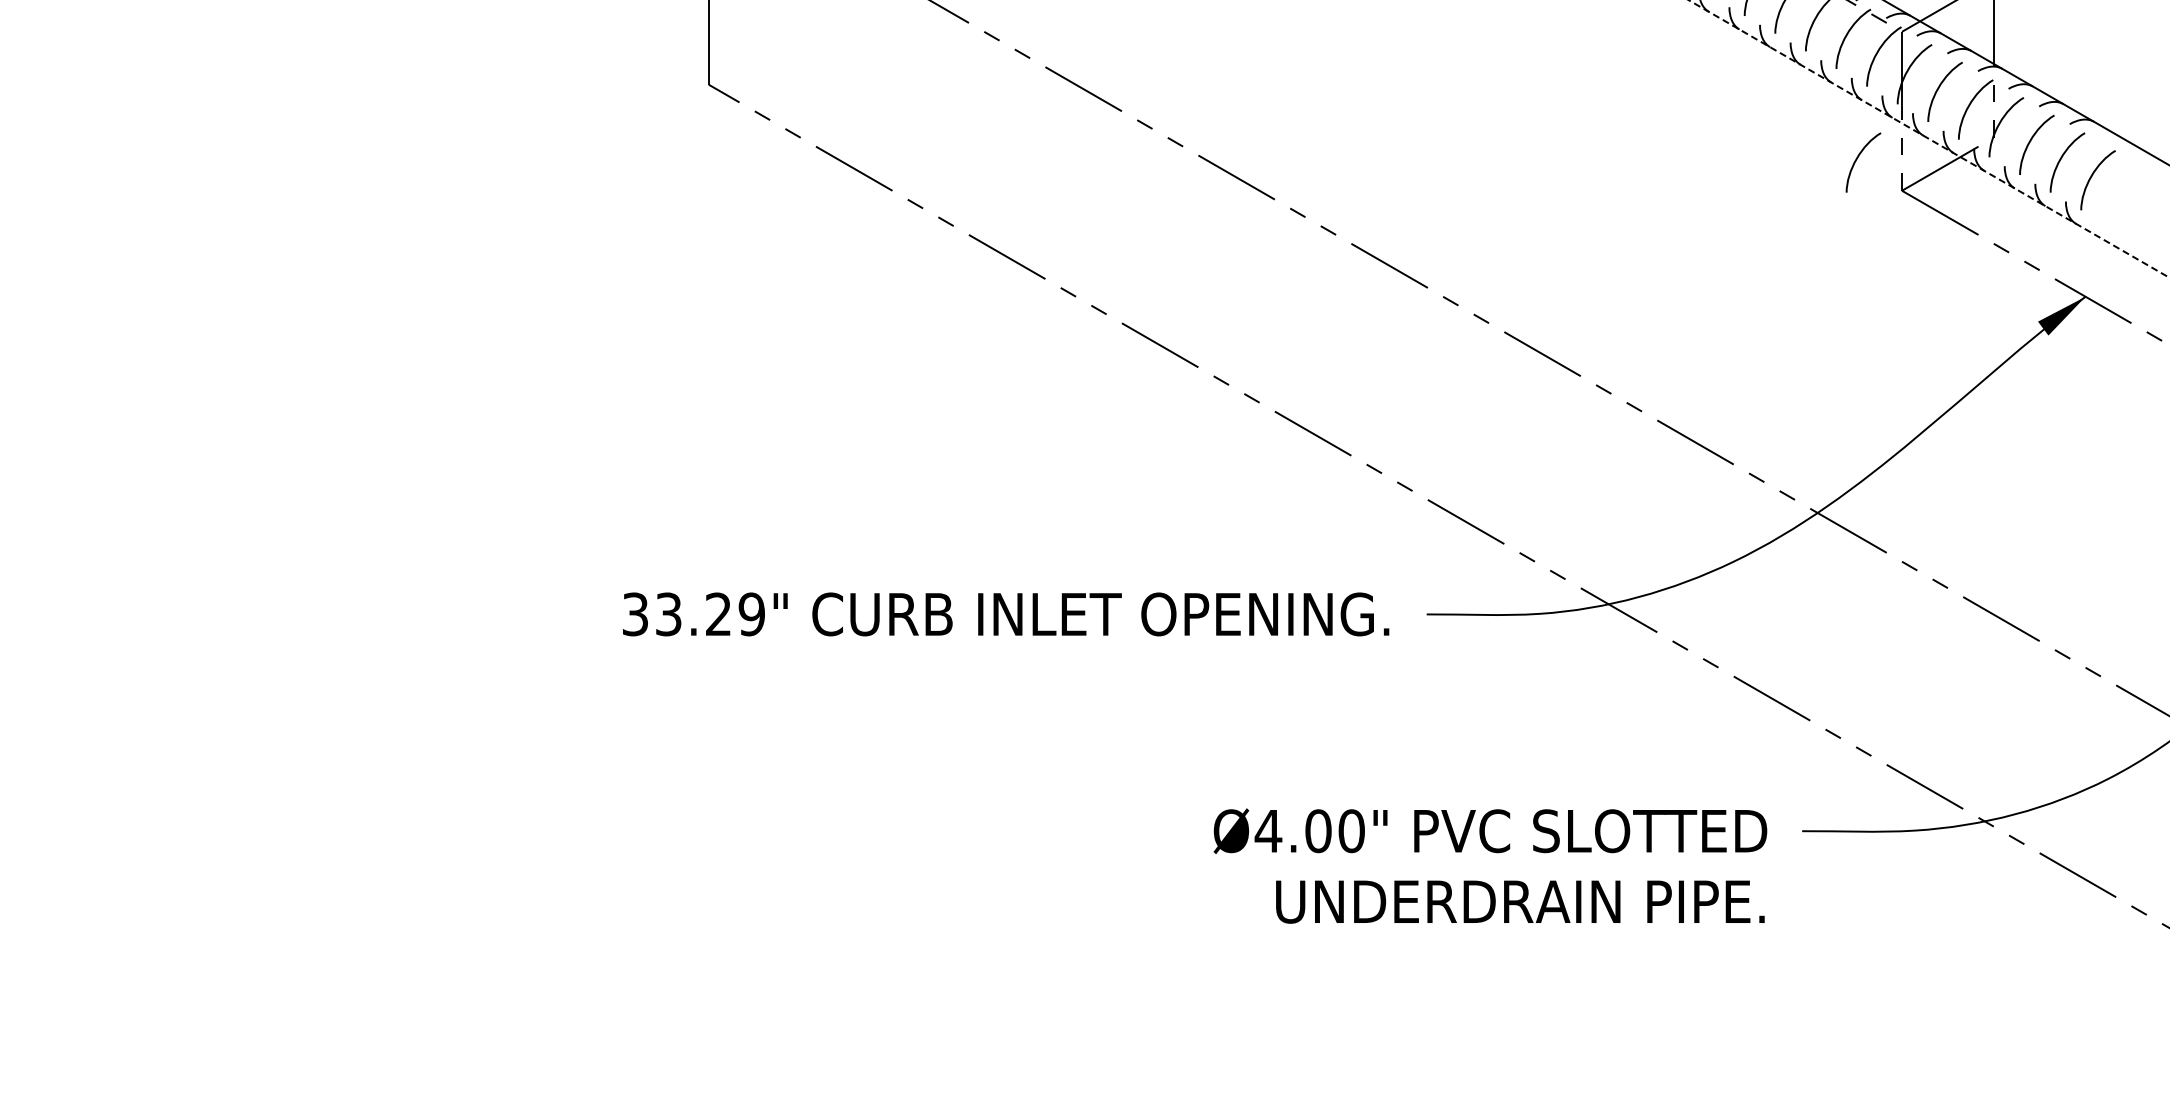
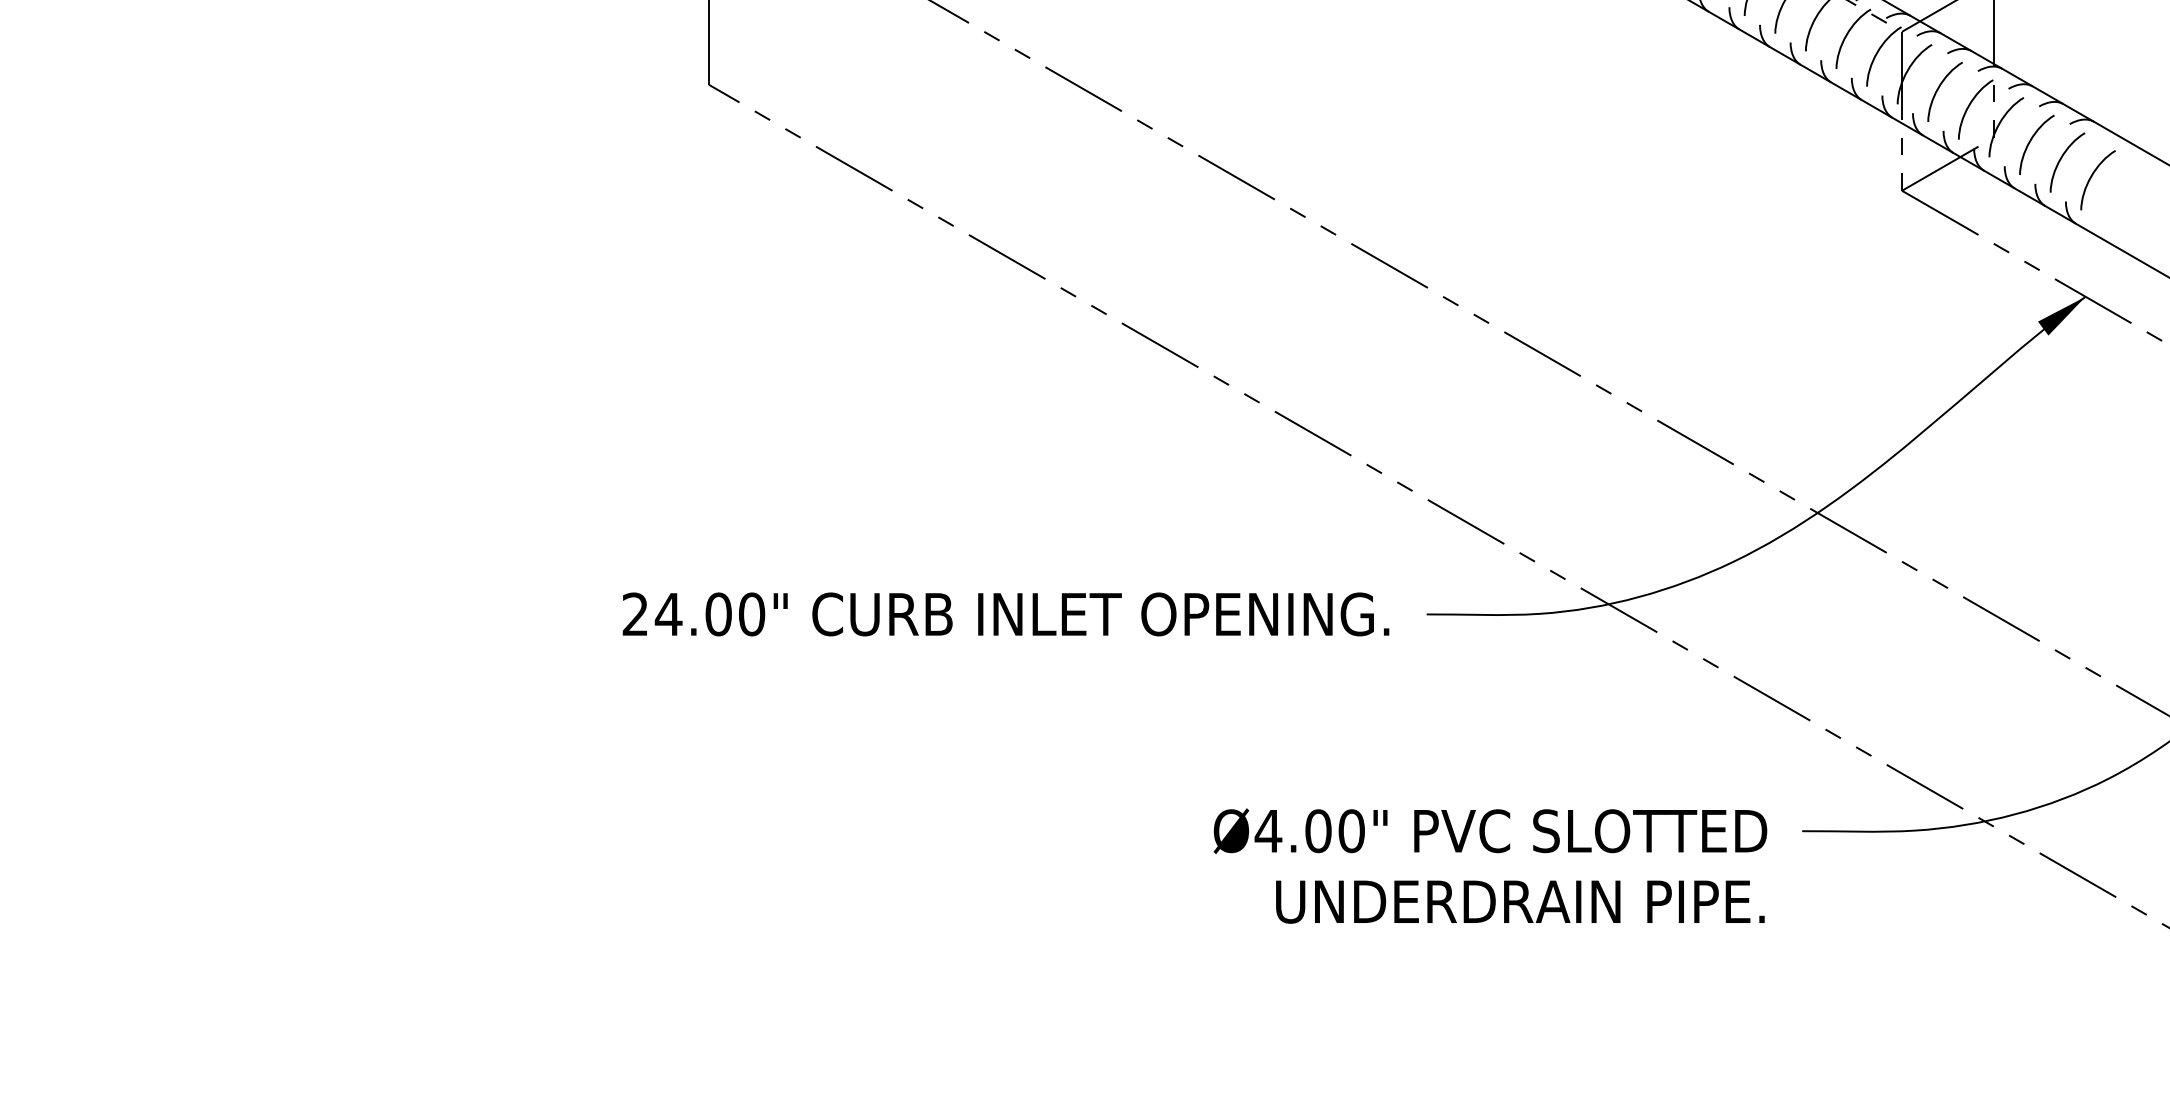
line: dashed -> solid (1929, 138)
curve: present -> none (1858, 158)
text: 33.29" -> 24.00" (693, 614)
